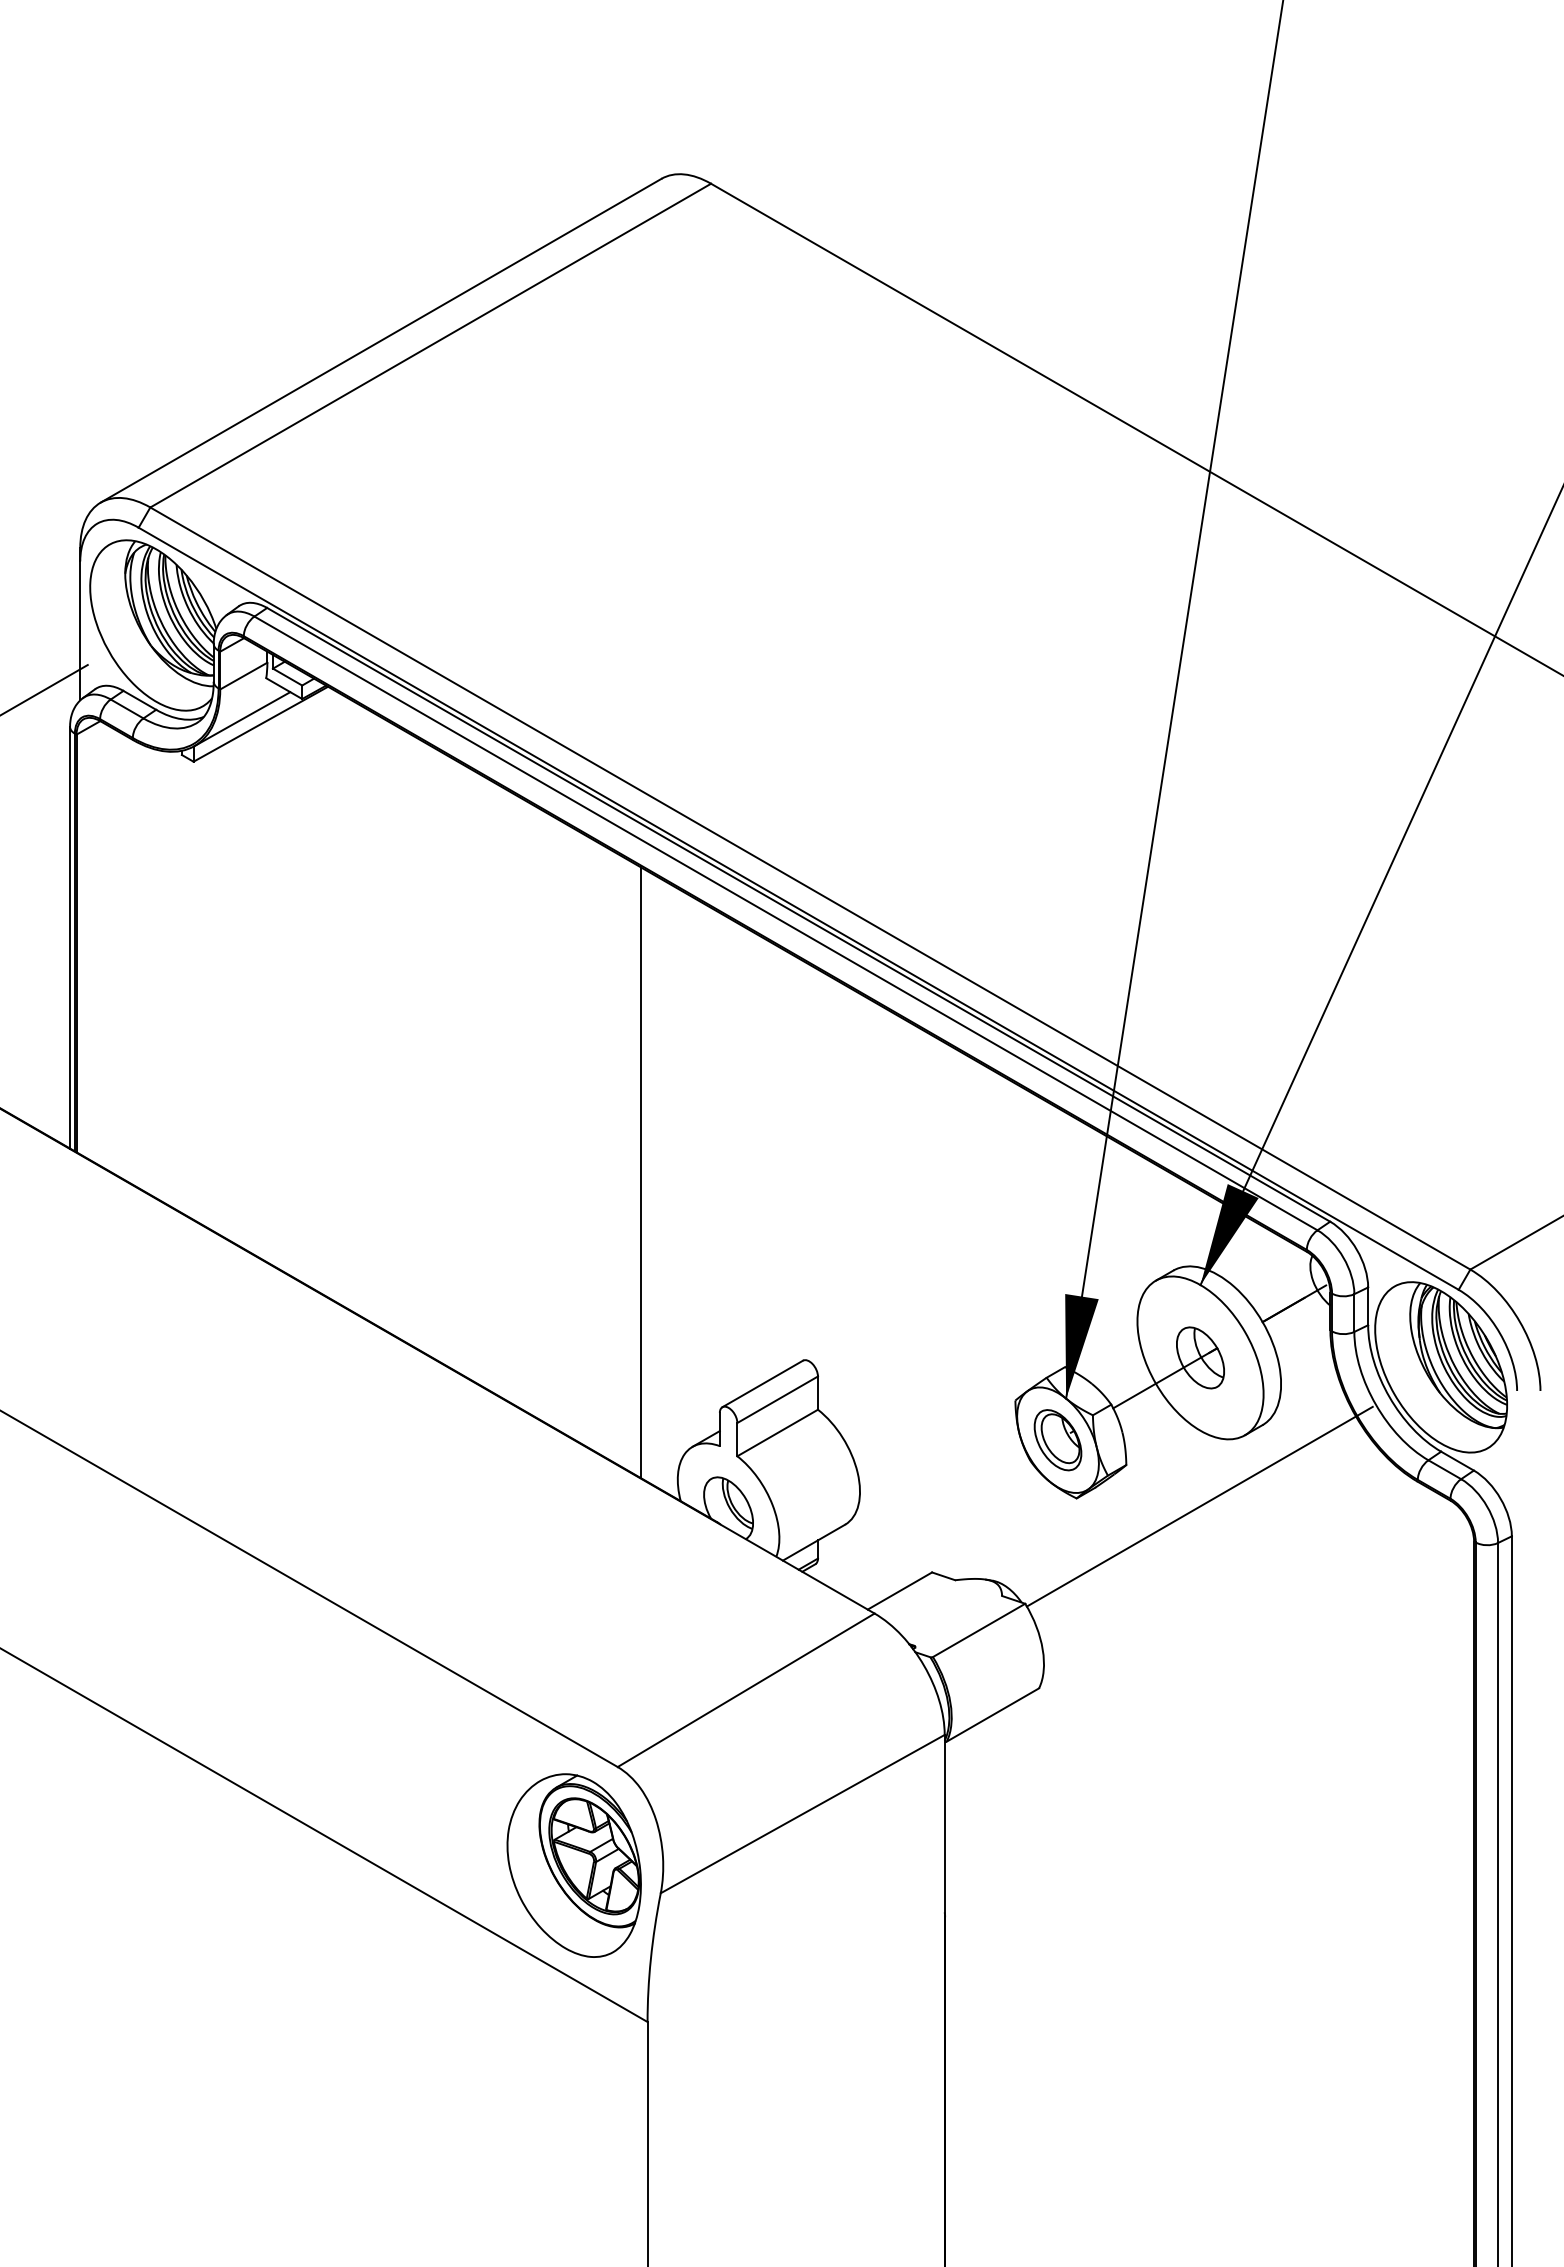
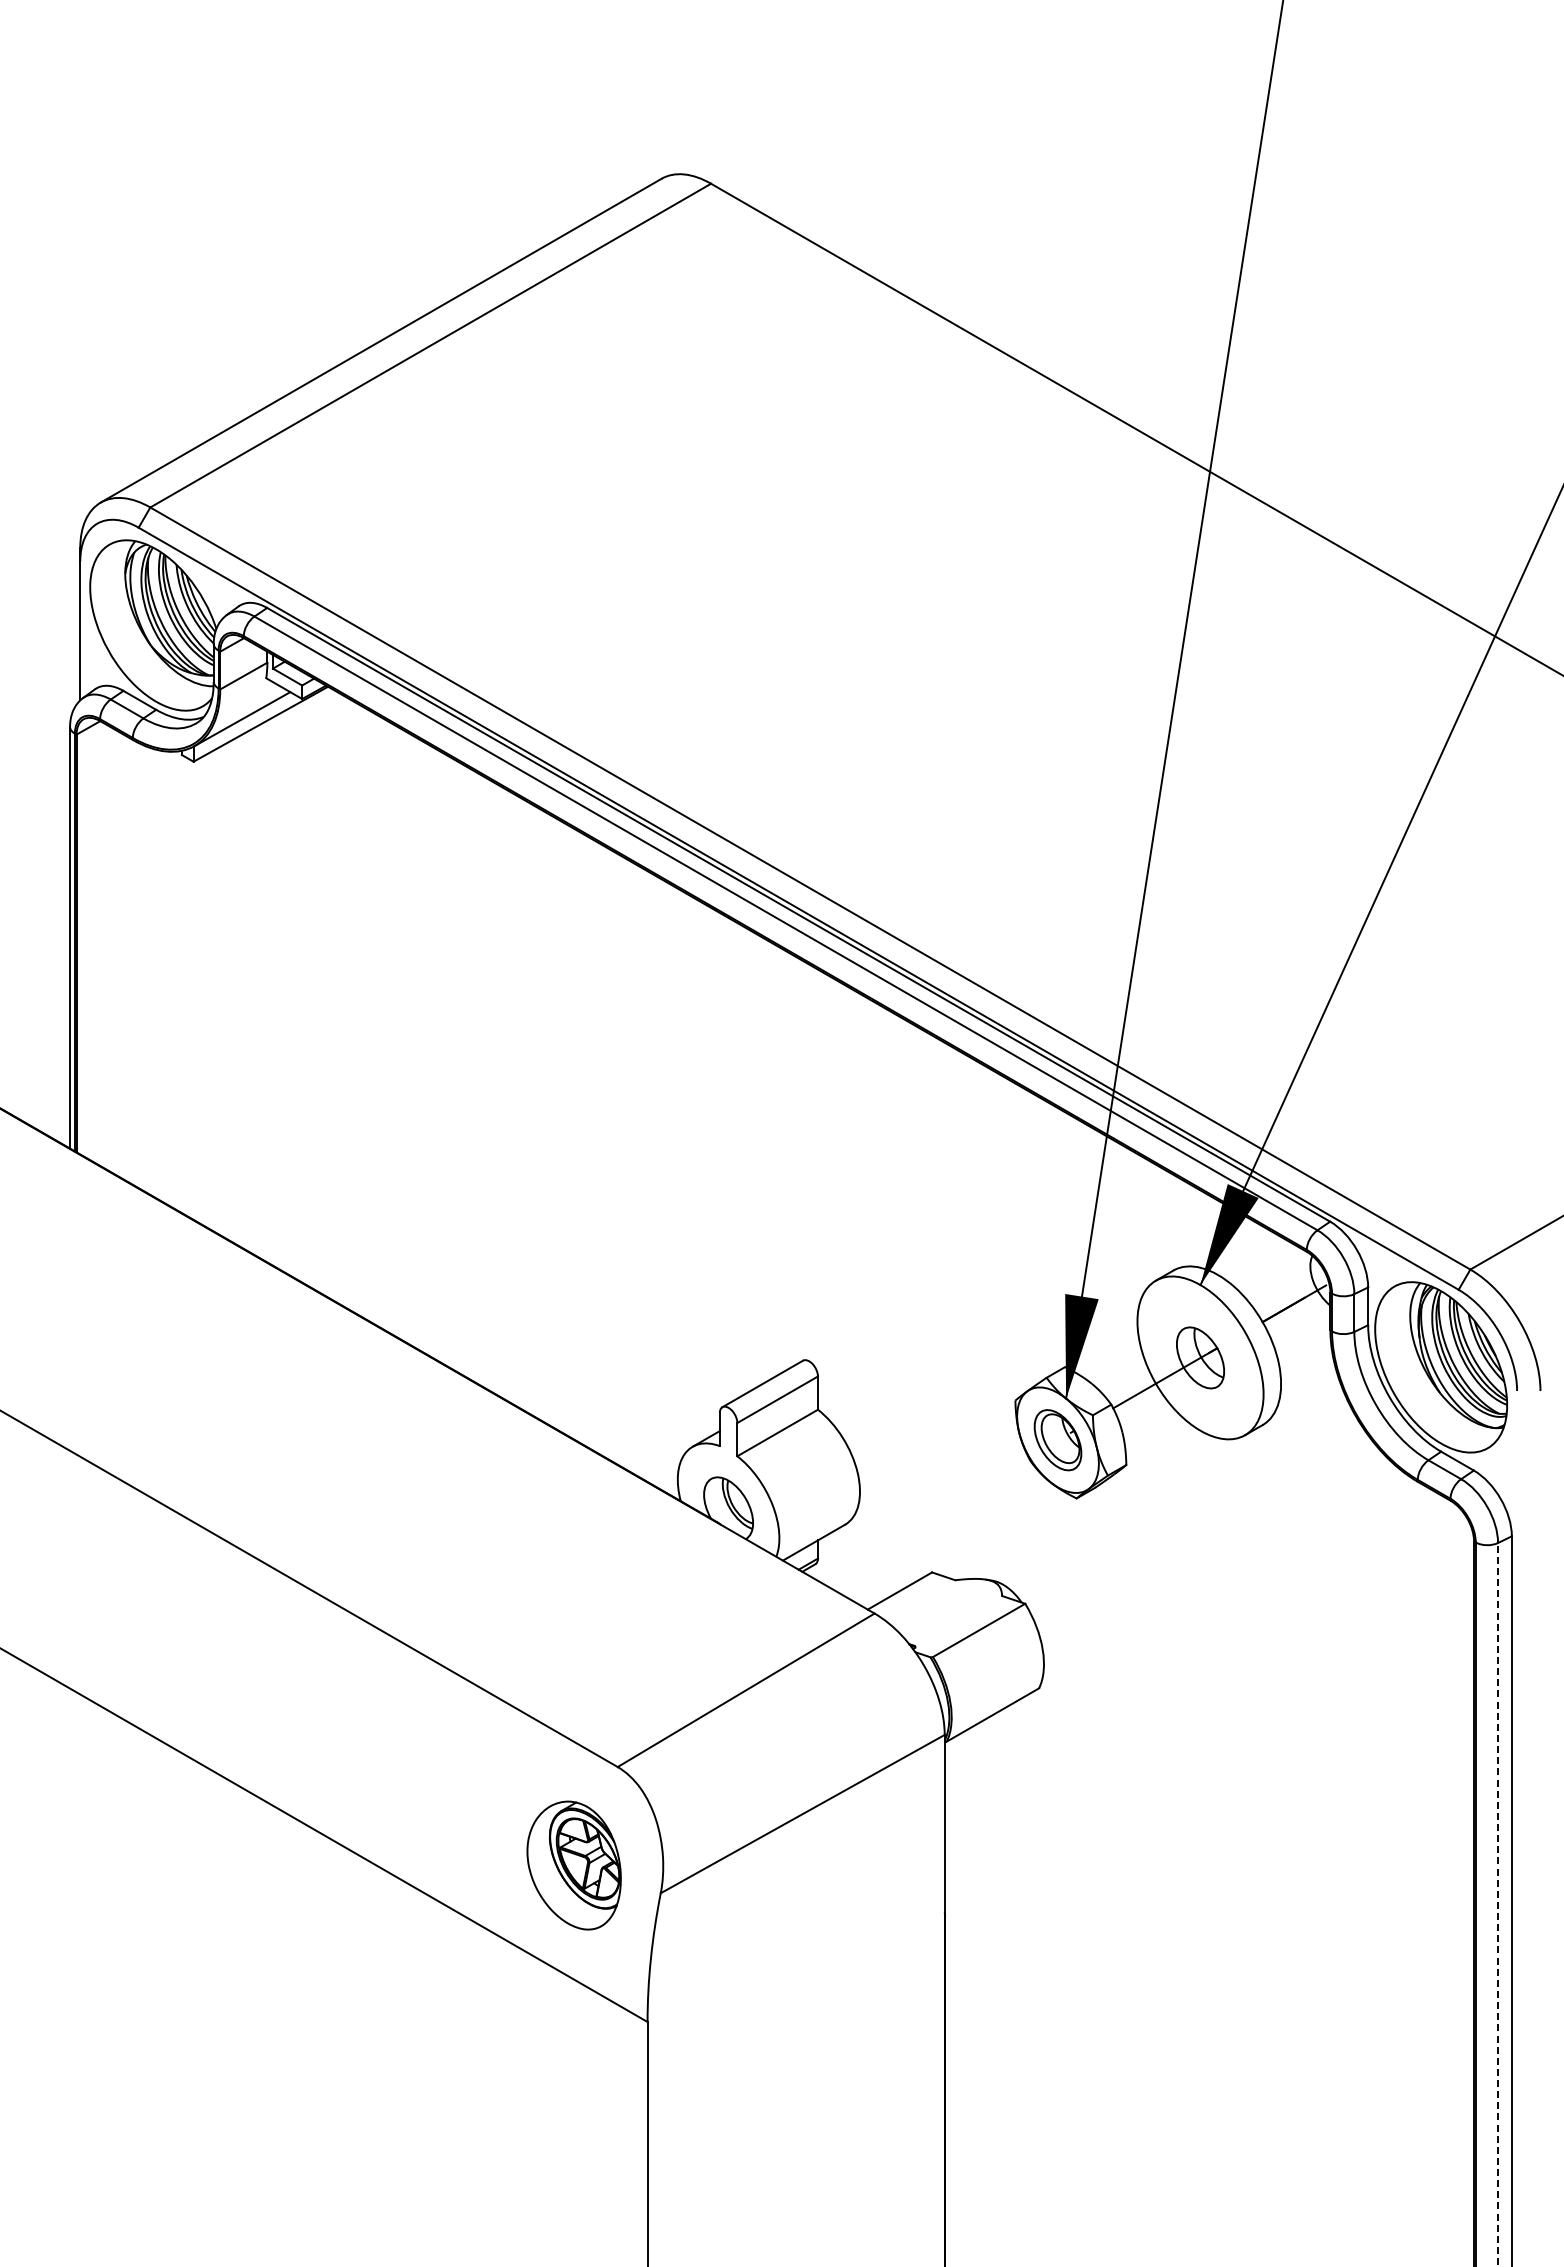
line: present -> none (44, 689)
line: present -> none (641, 1172)
line: present -> none (1199, 1506)
part size: 136x185 px -> 96x131 px (573, 1865)
line: solid -> dashed (1498, 1905)
